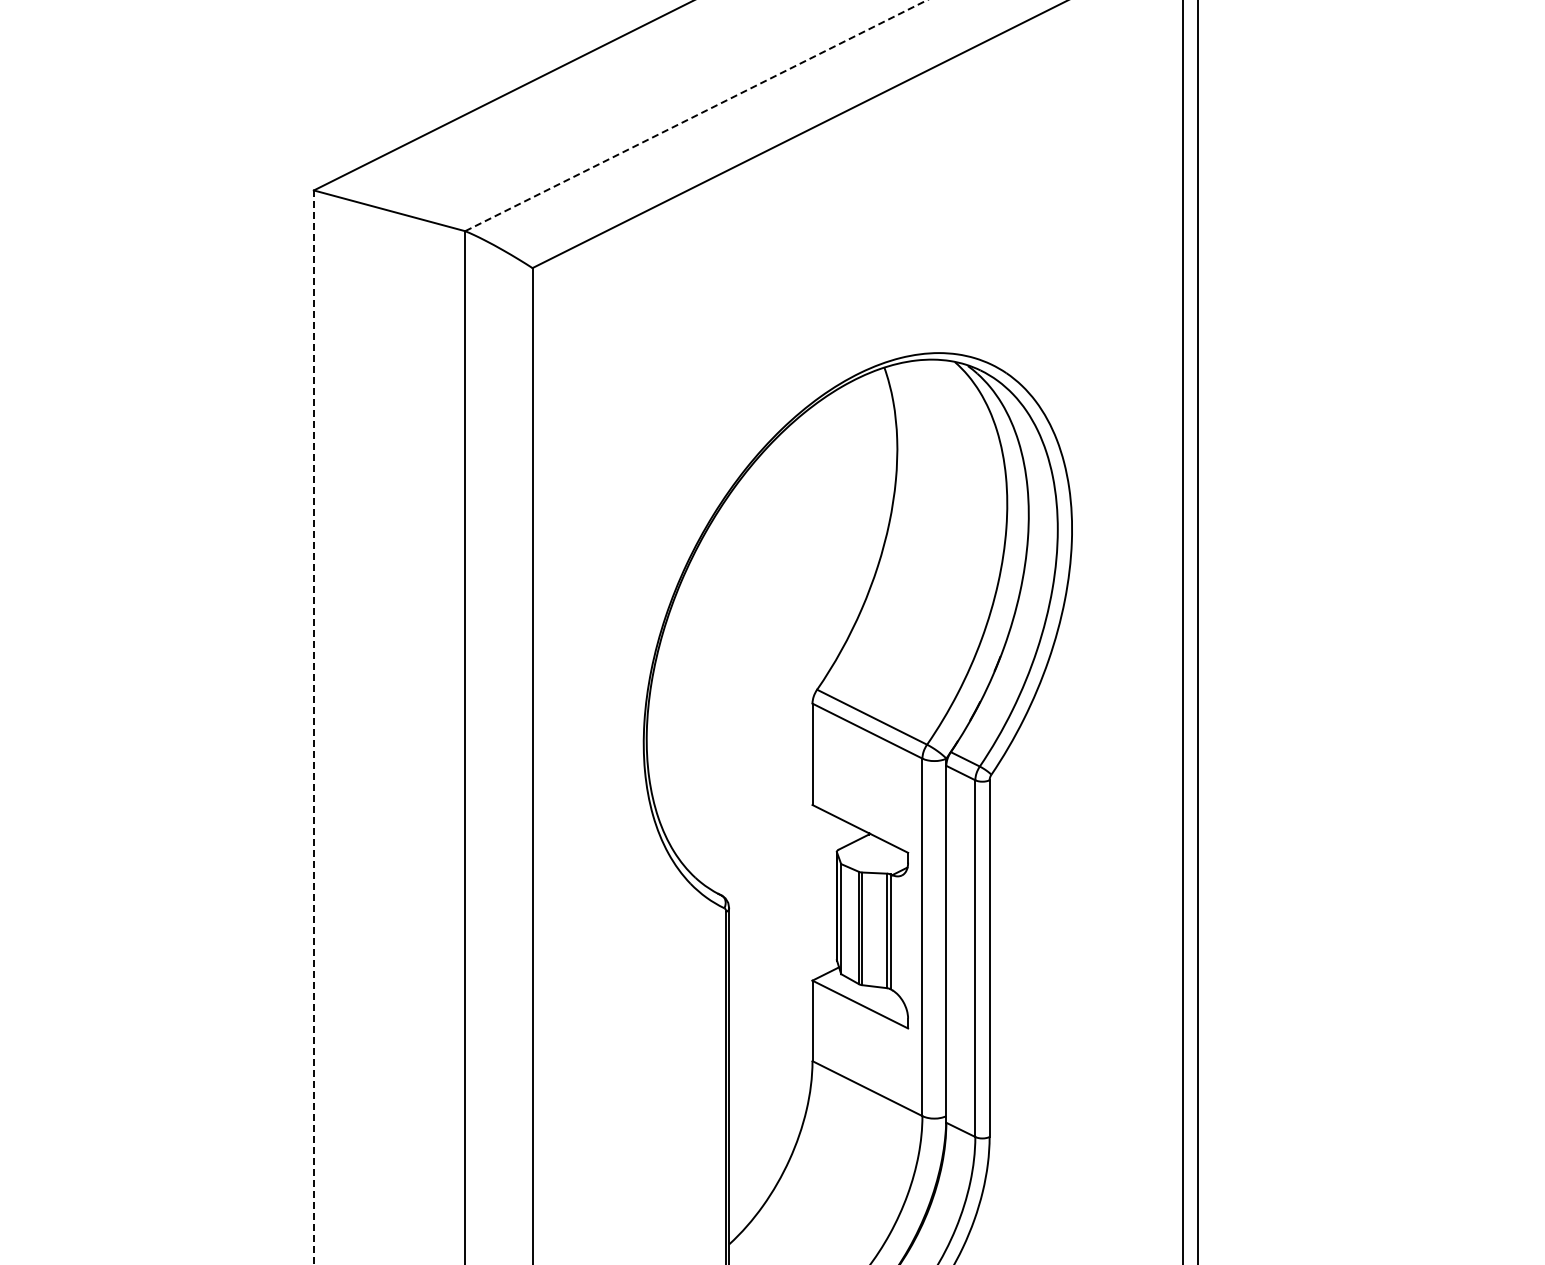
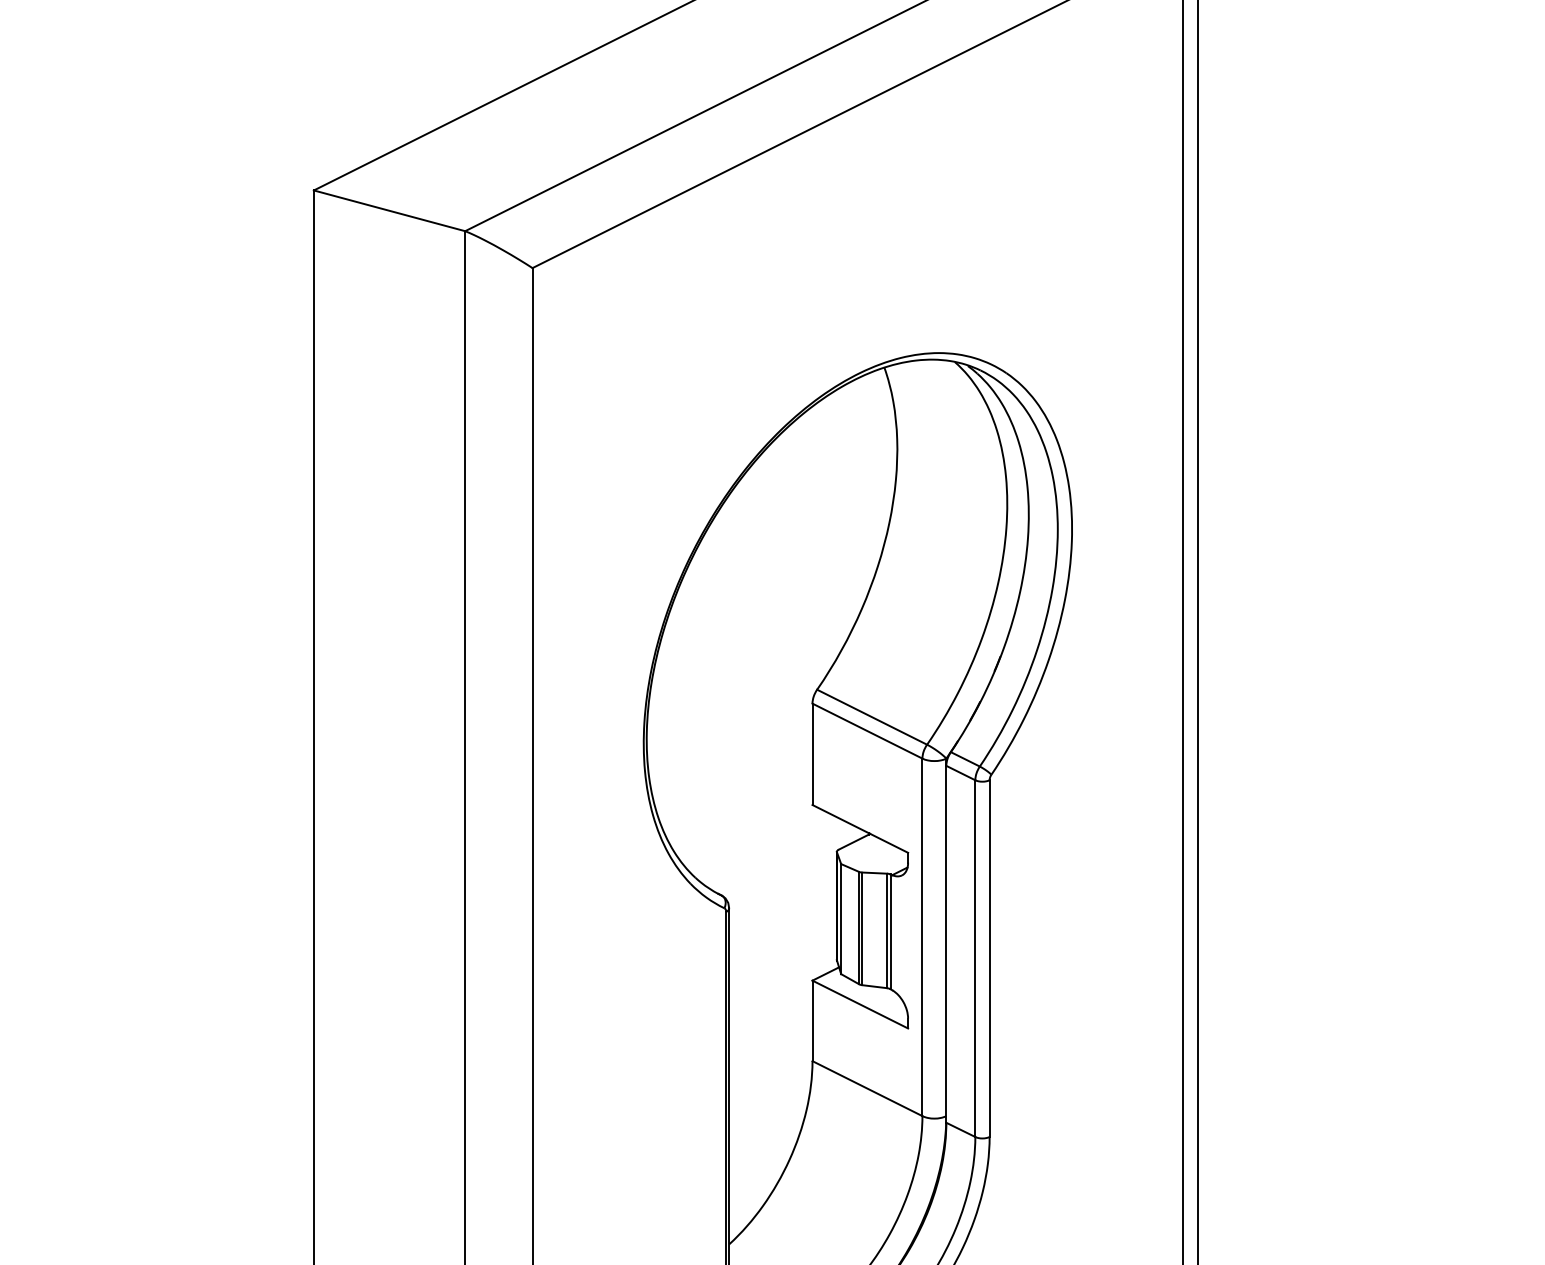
line: dashed -> solid (696, 115)
line: dashed -> solid (313, 727)
